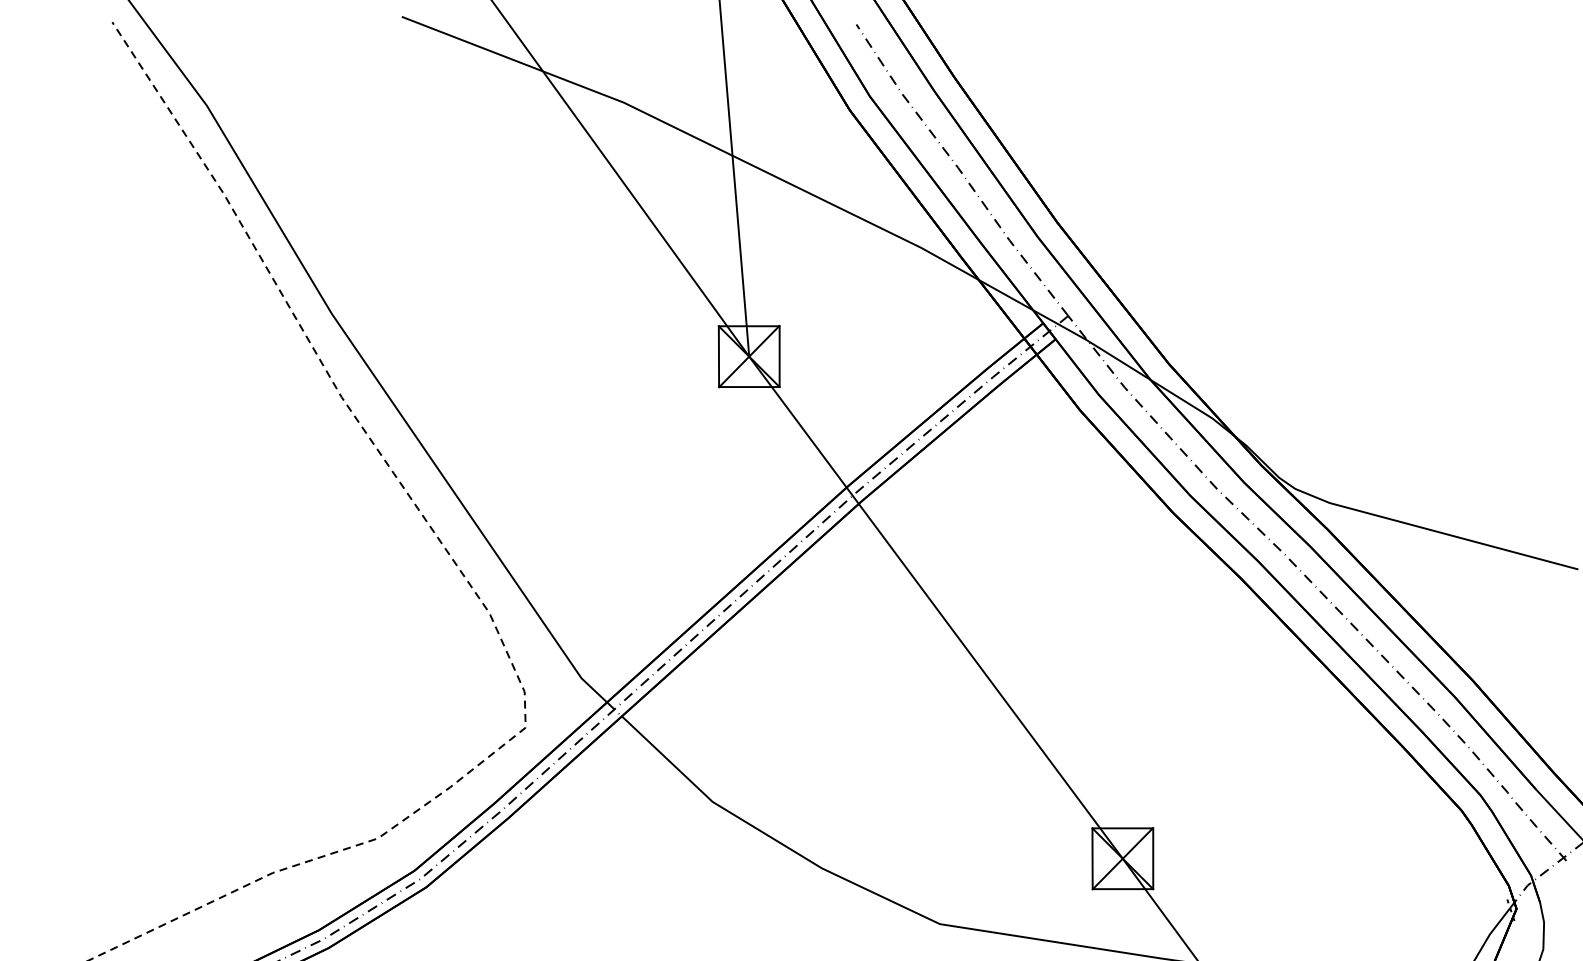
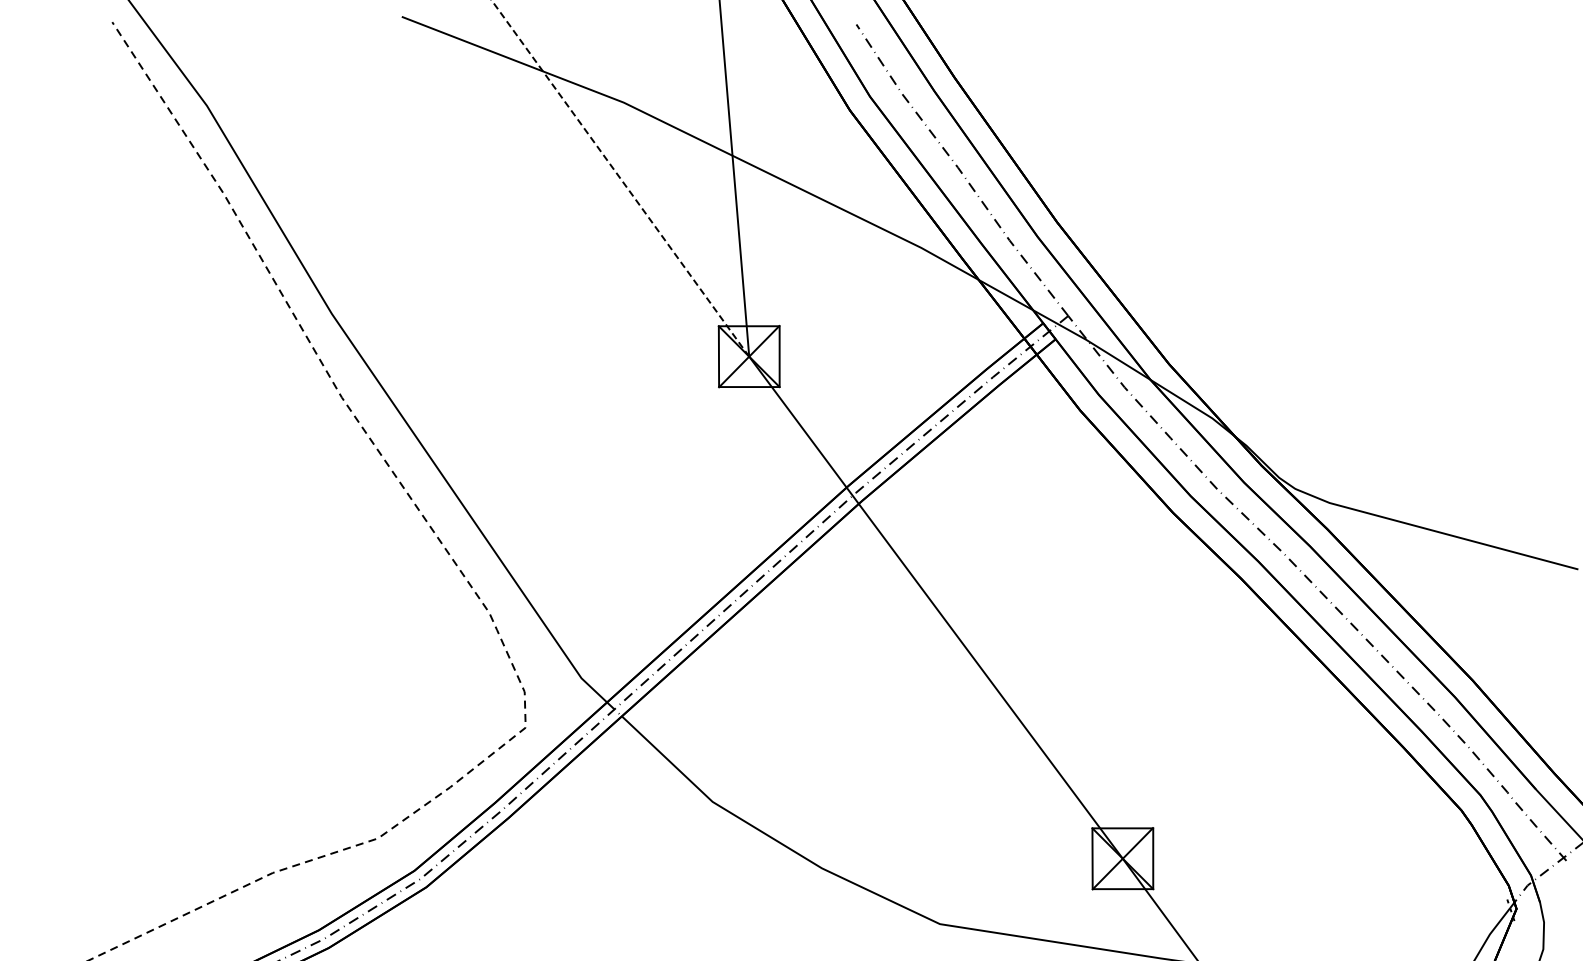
line: solid -> dashed (620, 178)
